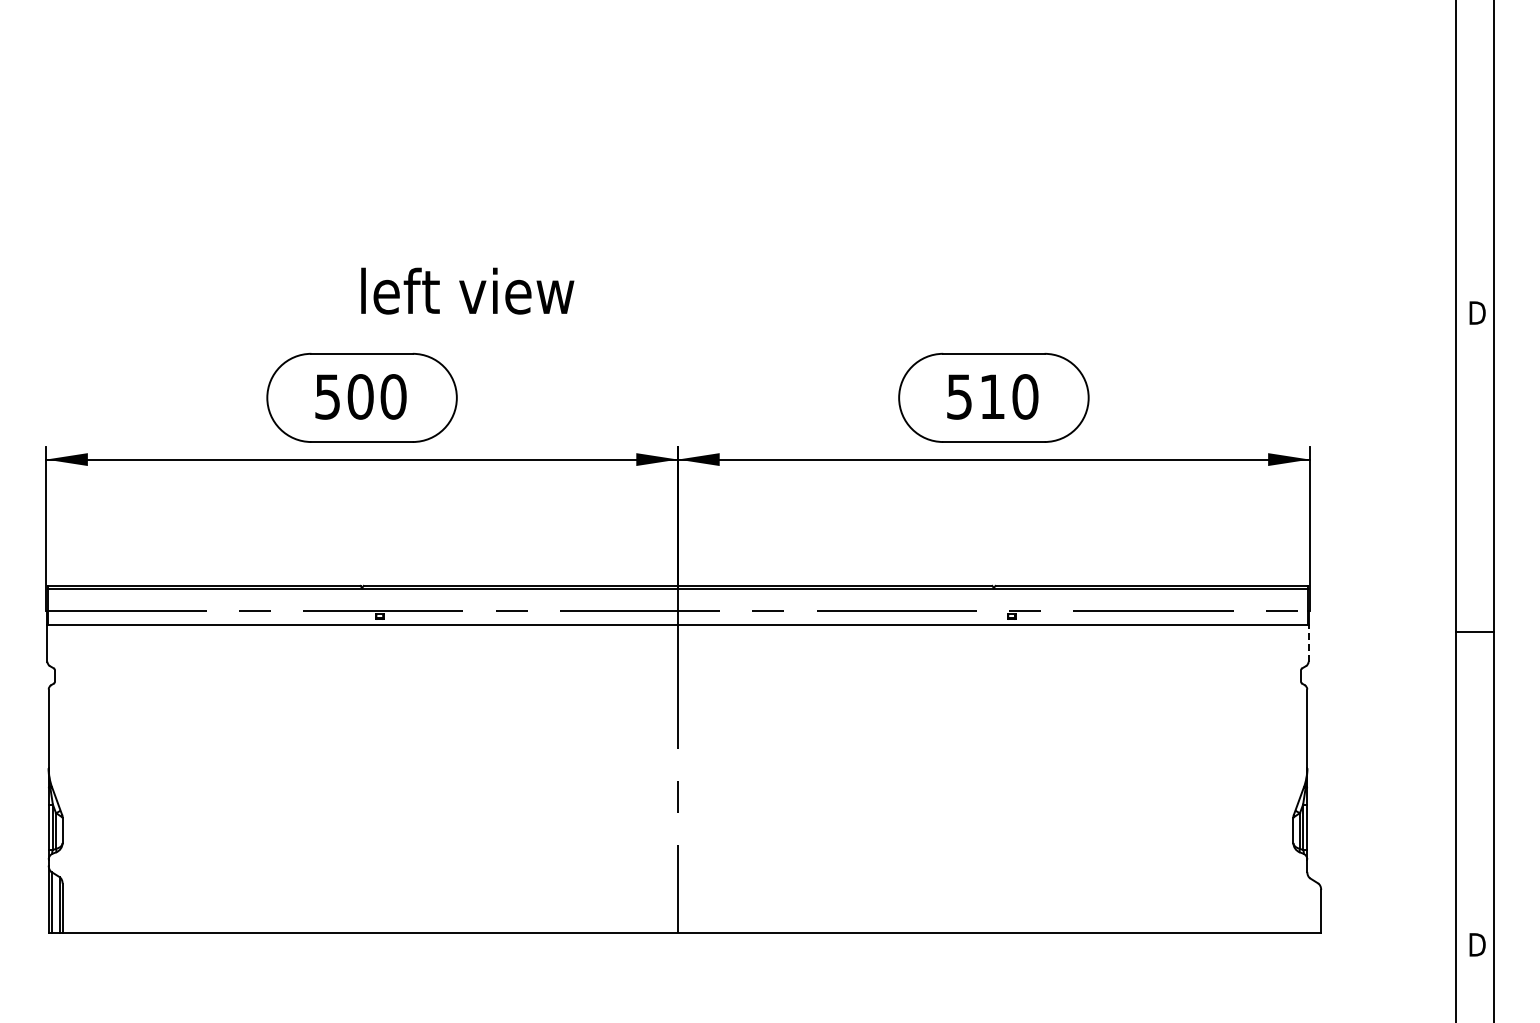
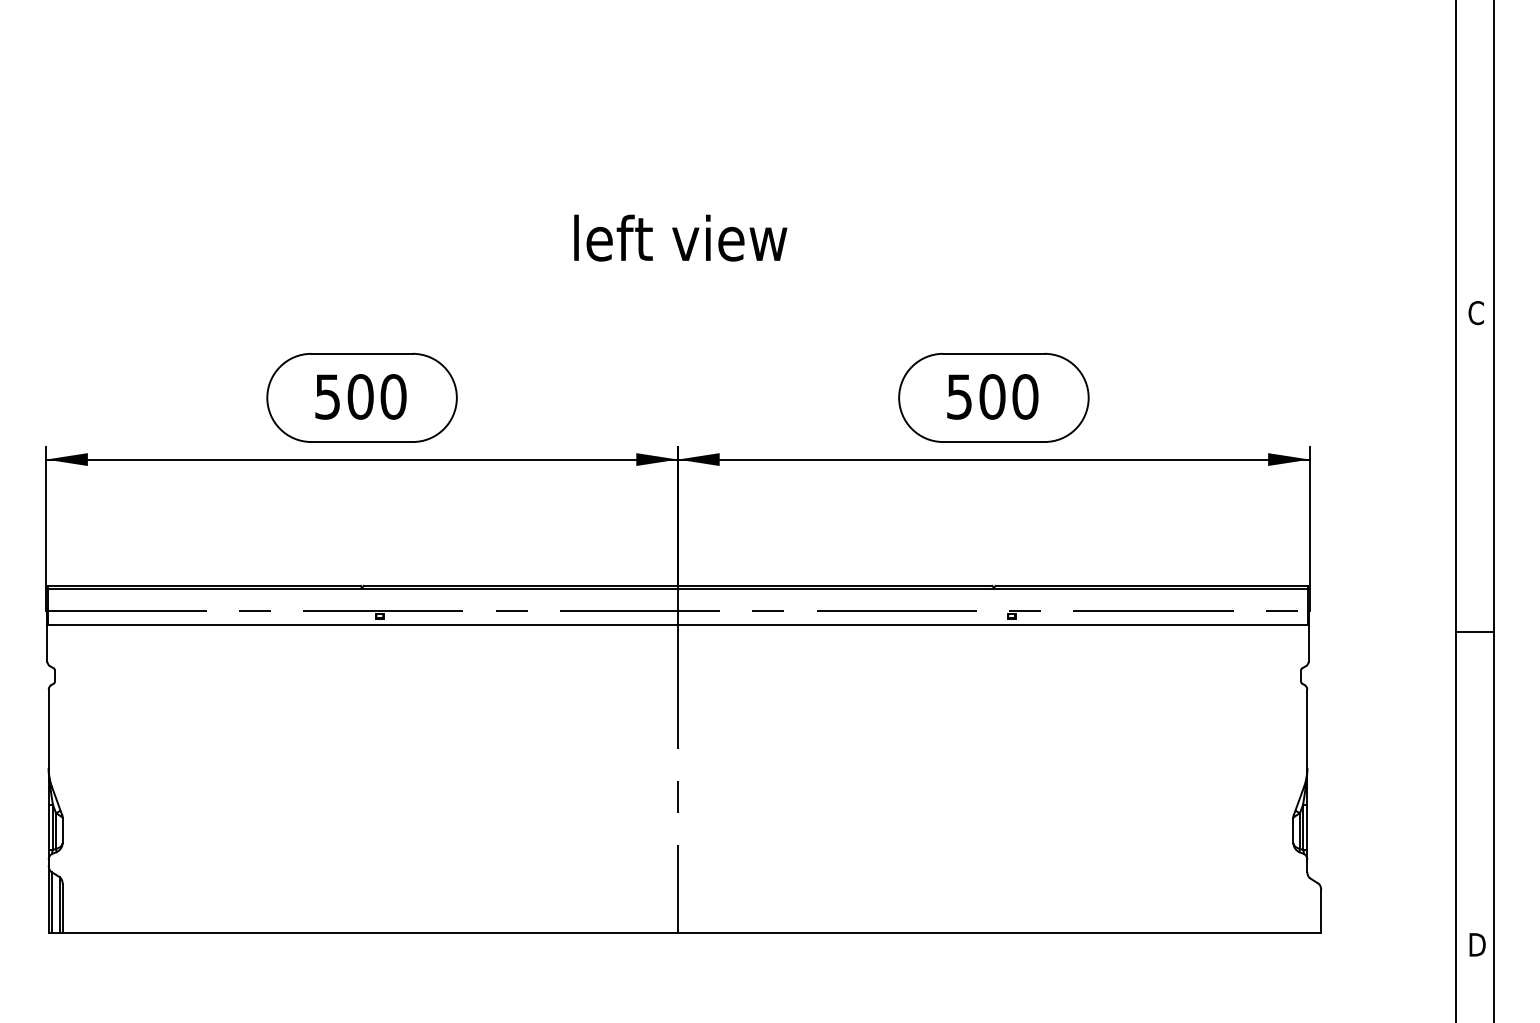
text position: (467, 290) -> (680, 237) (680, 237)
text: D -> C (1476, 313)
text: 510 -> 500 (992, 396)
line: dashed -> solid (1308, 643)
